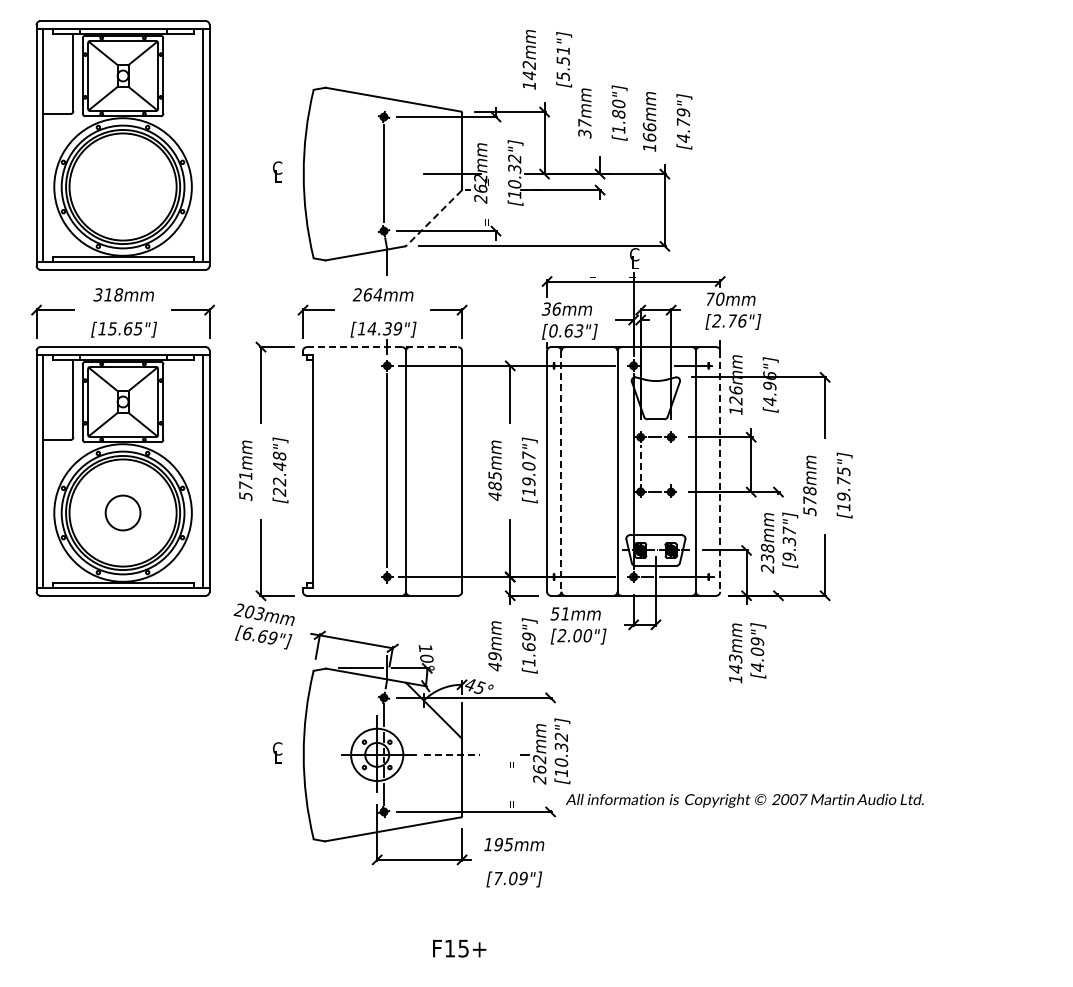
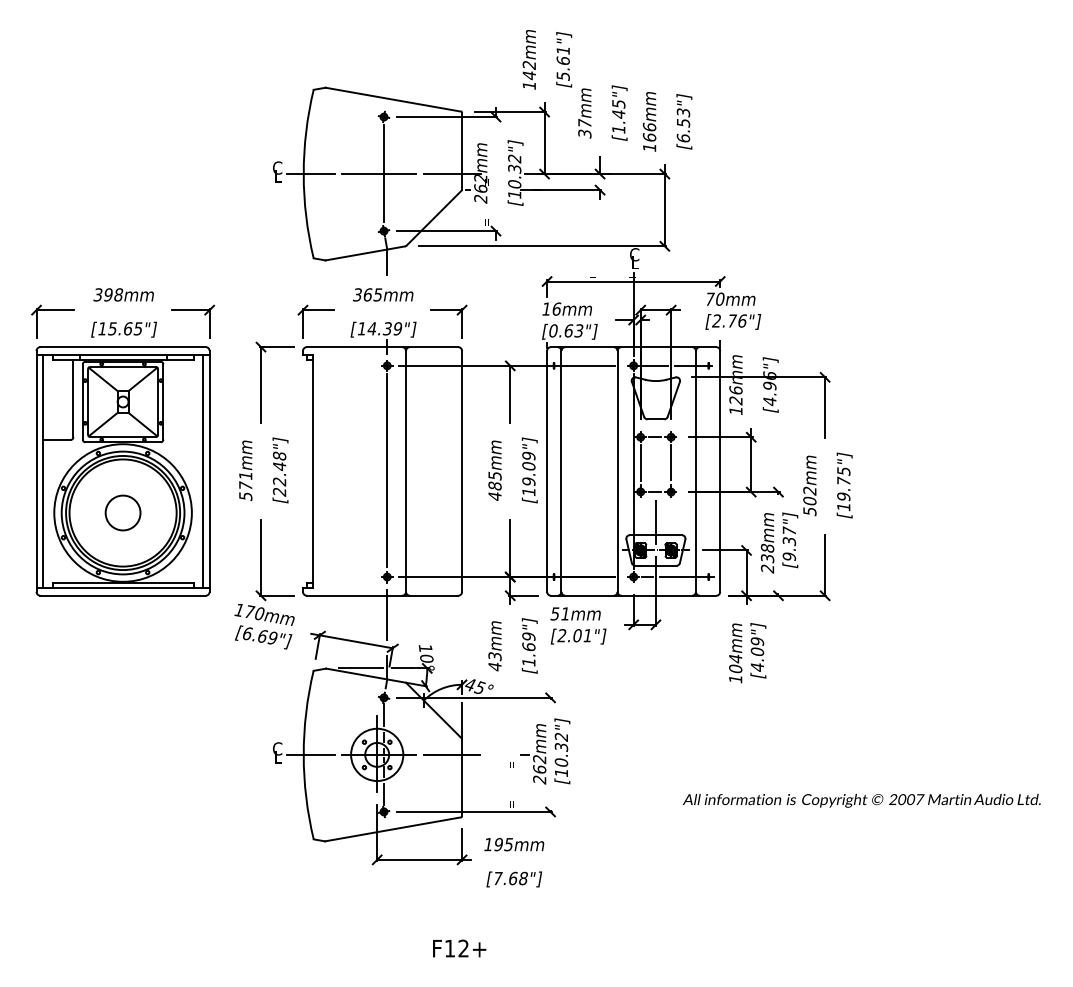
text: [5.51"] -> [5.61"] (562, 60)
text: [1.80"] -> [1.45"] (618, 108)
text: [4.79"] -> [6.53"] (683, 125)
part: present -> none (122, 145)
line: none -> present (310, 174)
line: none -> present (378, 174)
line: dashed -> solid (434, 217)
text: 318mm -> 398mm (108, 294)
text: 264mm -> 365mm (367, 294)
text: 36mm -> 16mm (545, 308)
line: dashed -> solid (382, 347)
line: none -> present (655, 365)
text: [19.07"] -> [19.09"] (528, 455)
line: dashed -> solid (640, 462)
line: none -> present (671, 462)
line: dashed -> solid (561, 471)
line: dashed -> solid (720, 471)
text: 578mm -> 502mm (809, 495)
line: none -> present (655, 522)
text: 203mm -> 170mm (248, 611)
line: none -> present (387, 614)
text: [2.00"] -> [2.01"] (587, 635)
text: 49mm -> 43mm (494, 656)
text: 143mm -> 104mm (735, 663)
line: none -> present (310, 754)
line: dashed -> solid (451, 754)
text position: (744, 800) -> (861, 800) (861, 800)
text: [7.09"] -> [7.68"] (518, 878)
text: F15+ -> F12+ (463, 948)
